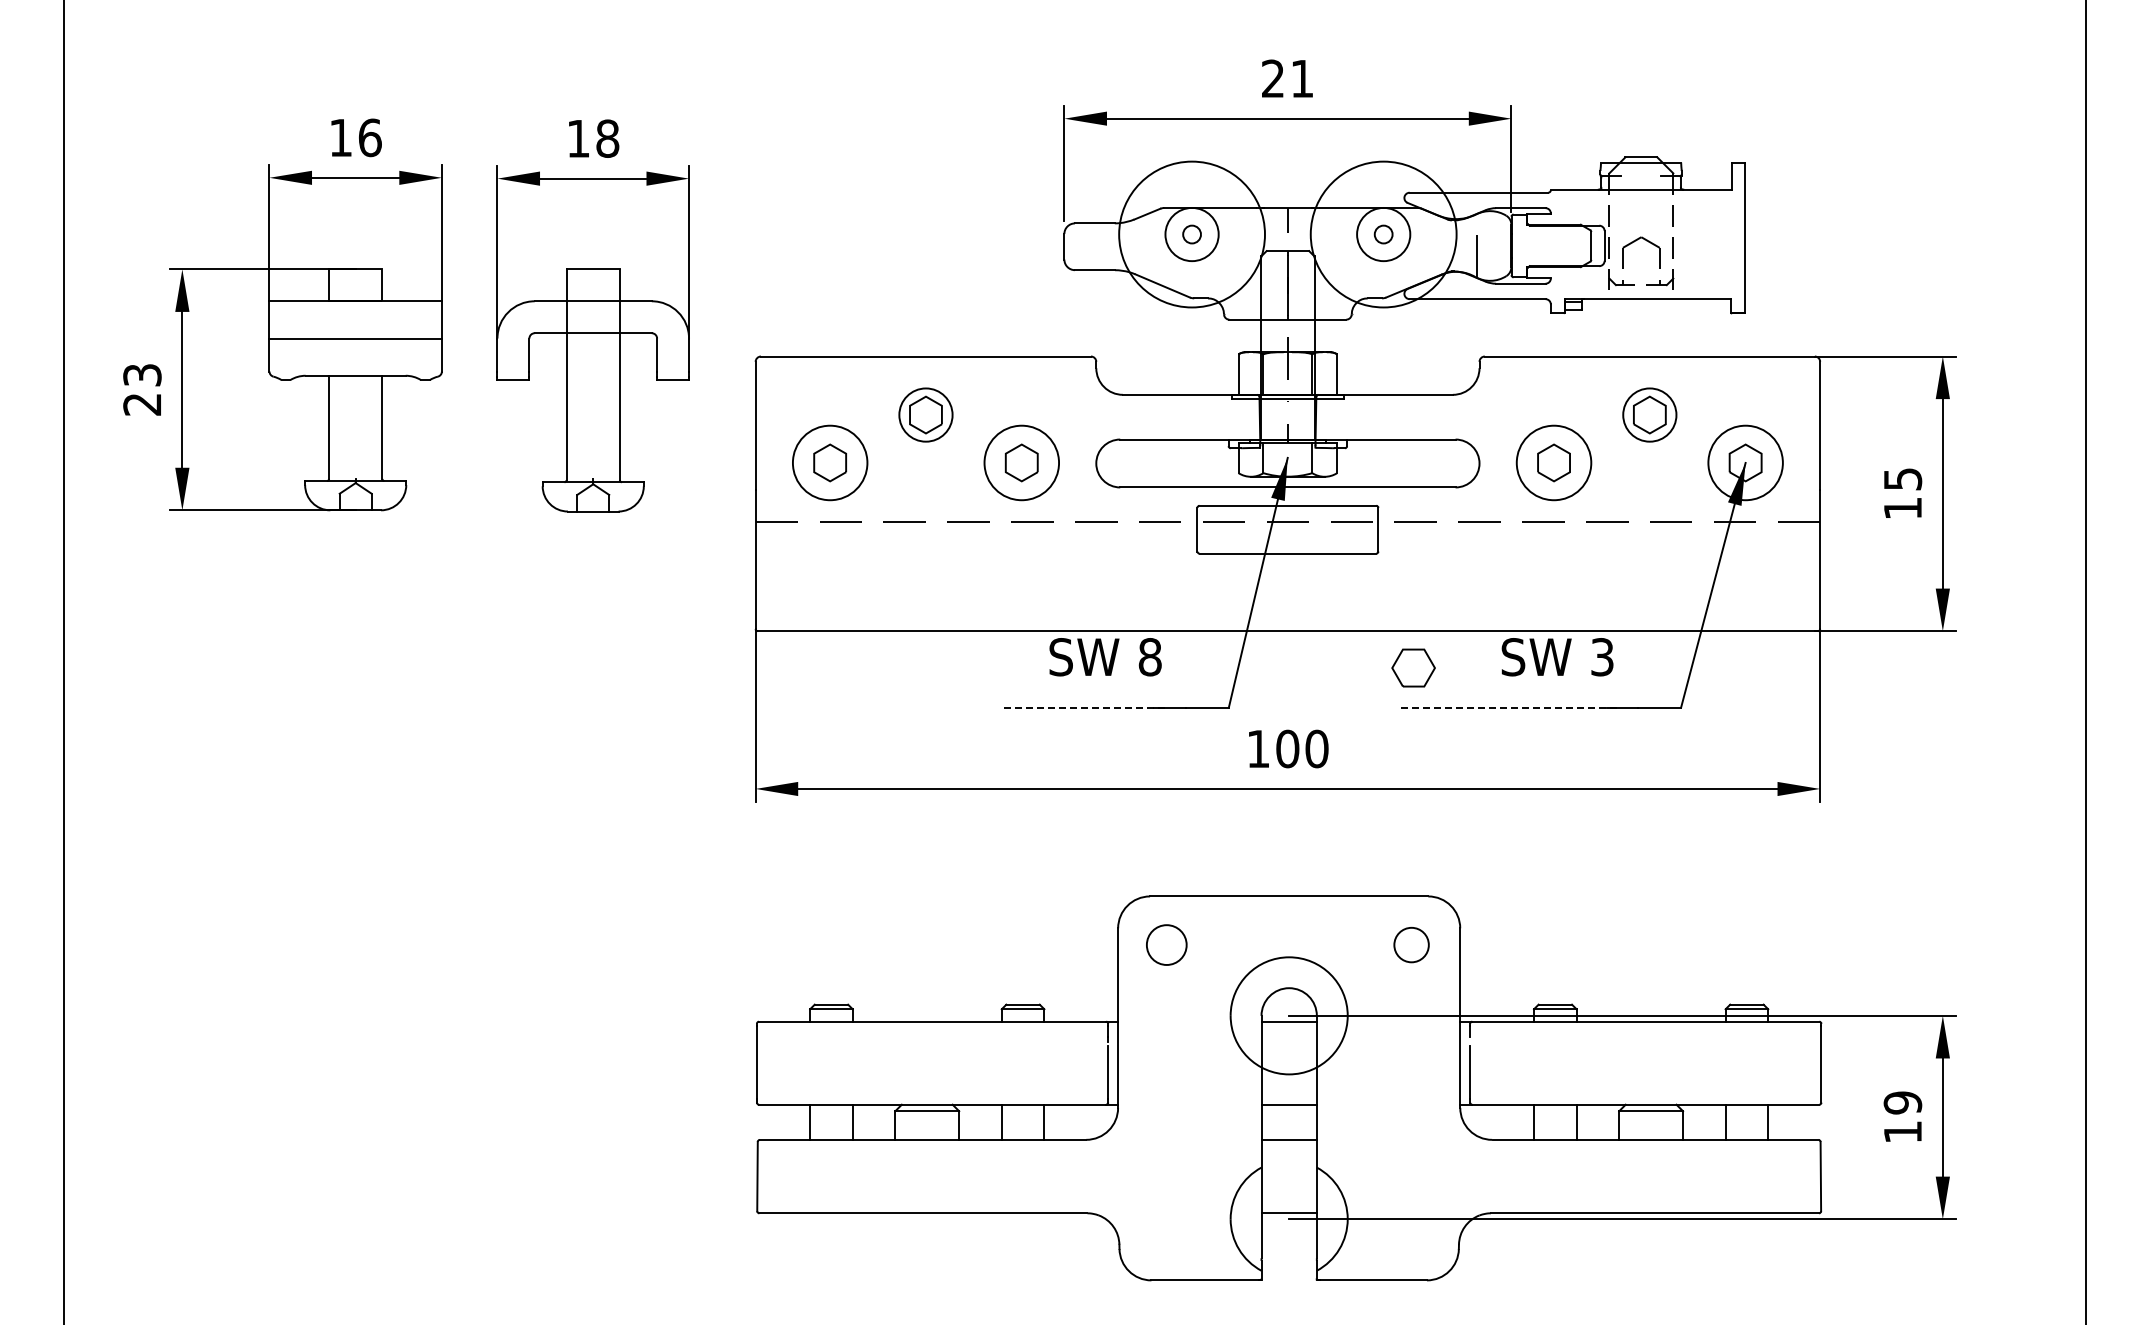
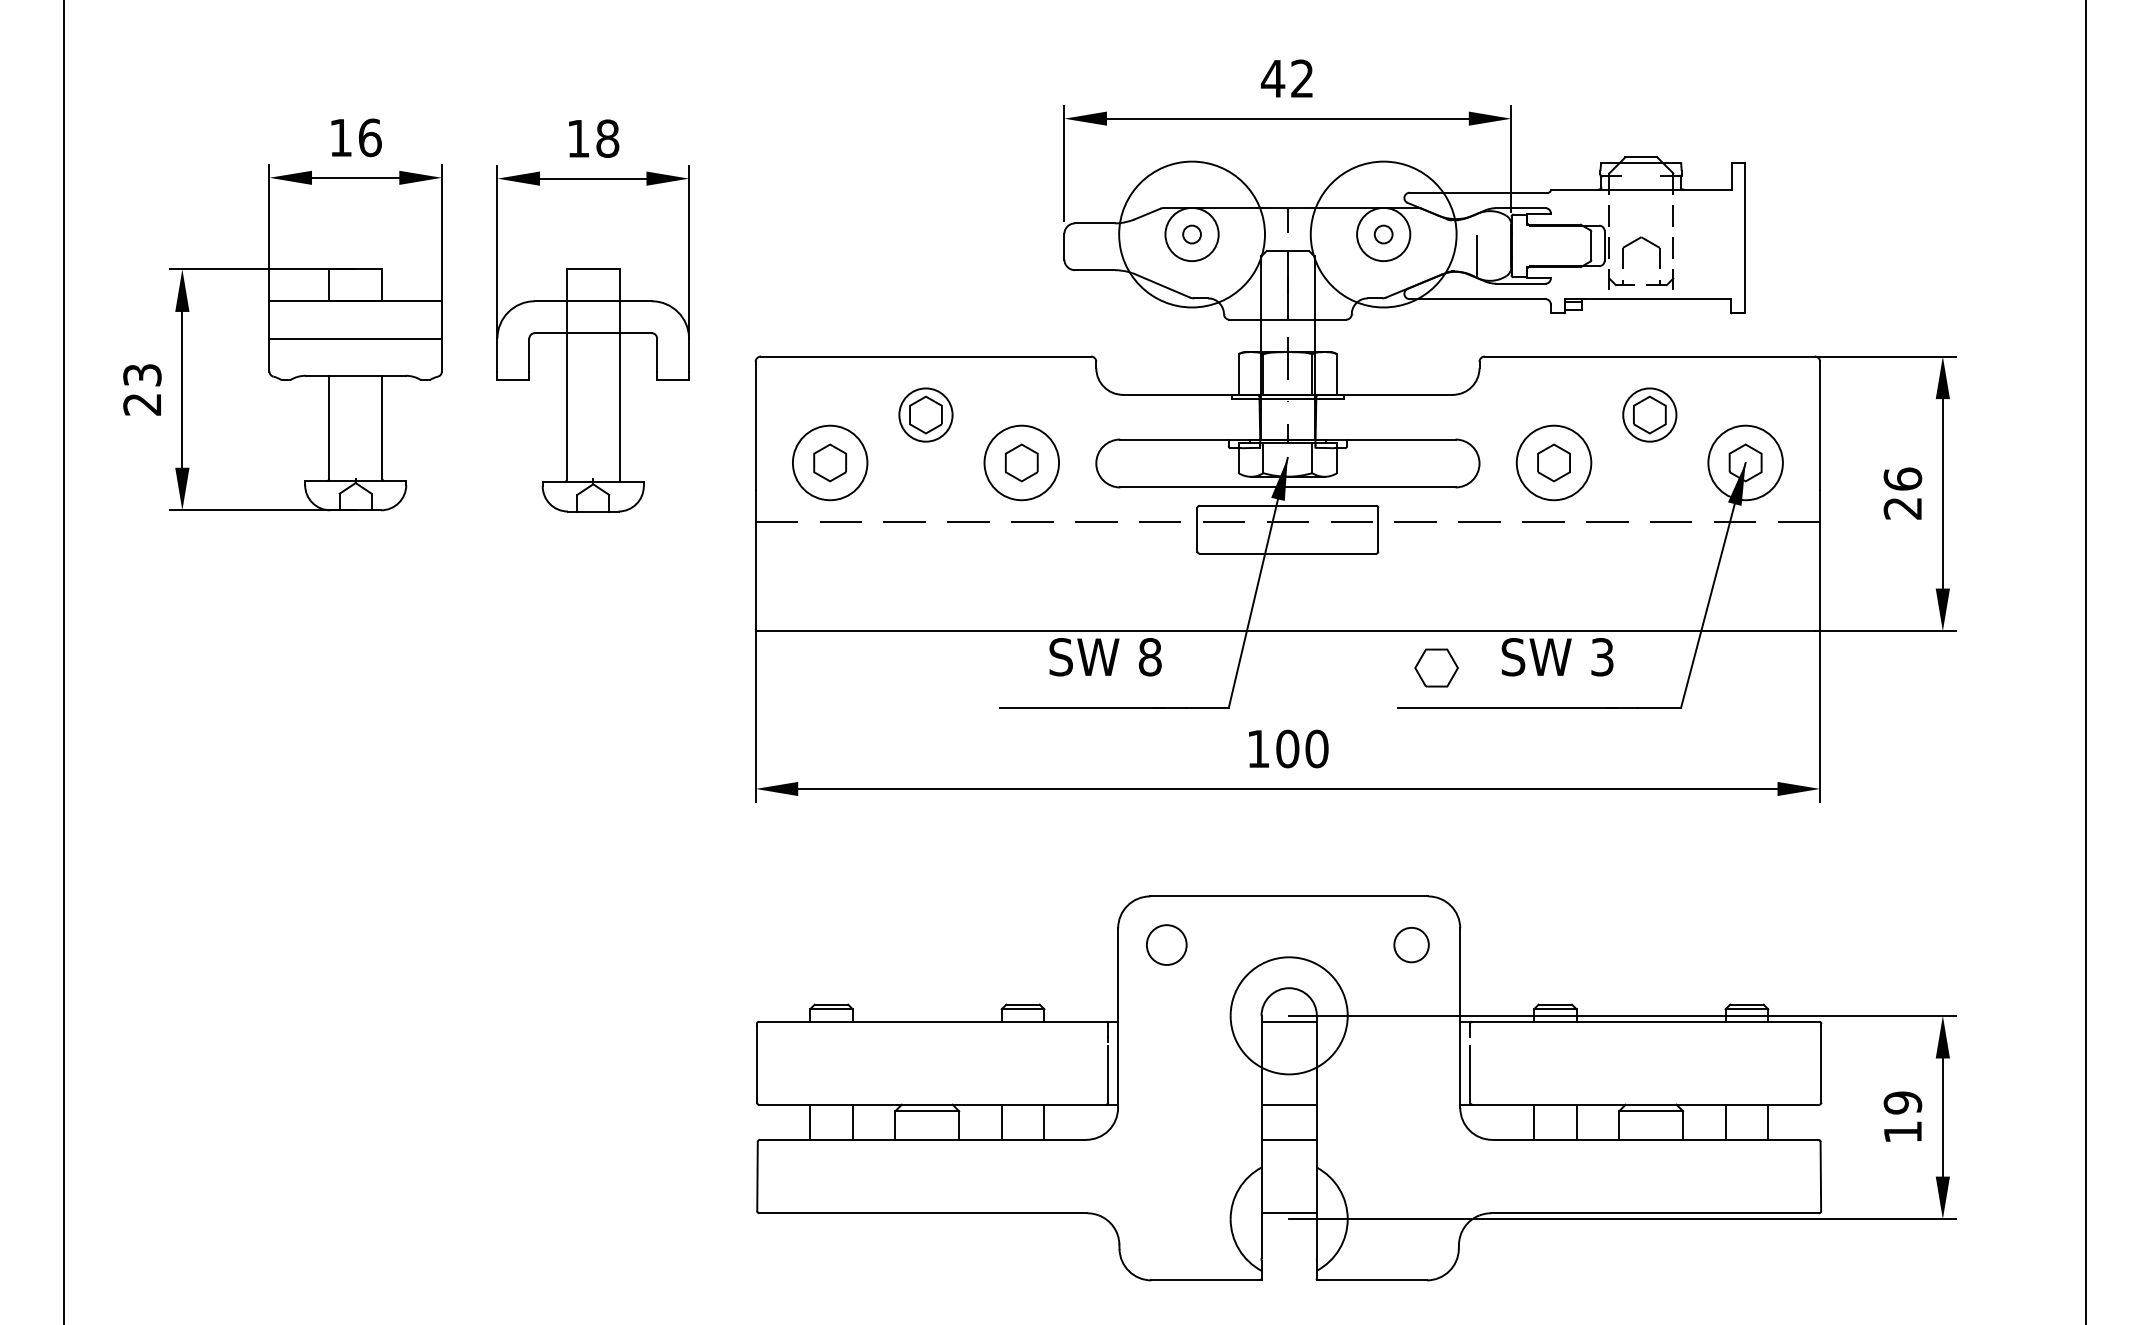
text: 21 -> 42 (1286, 78)
text: 15 -> 26 (1902, 493)
part position: (1413, 667) -> (1436, 667) (1436, 667)
line: dashed -> solid (1082, 707)
line: dashed -> solid (1507, 707)
